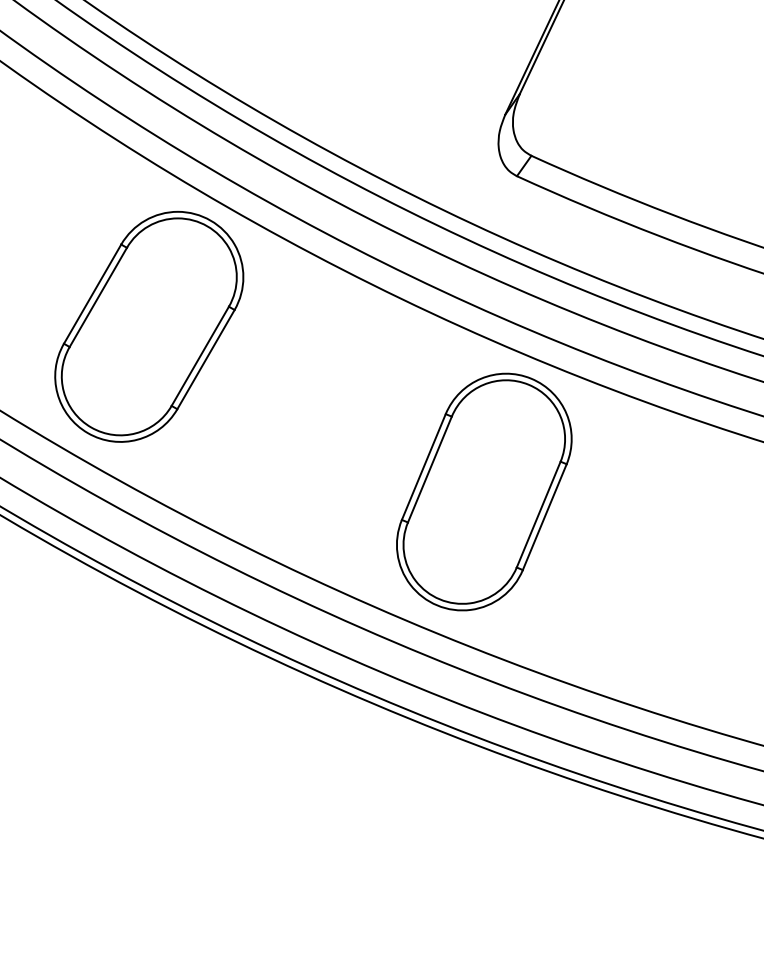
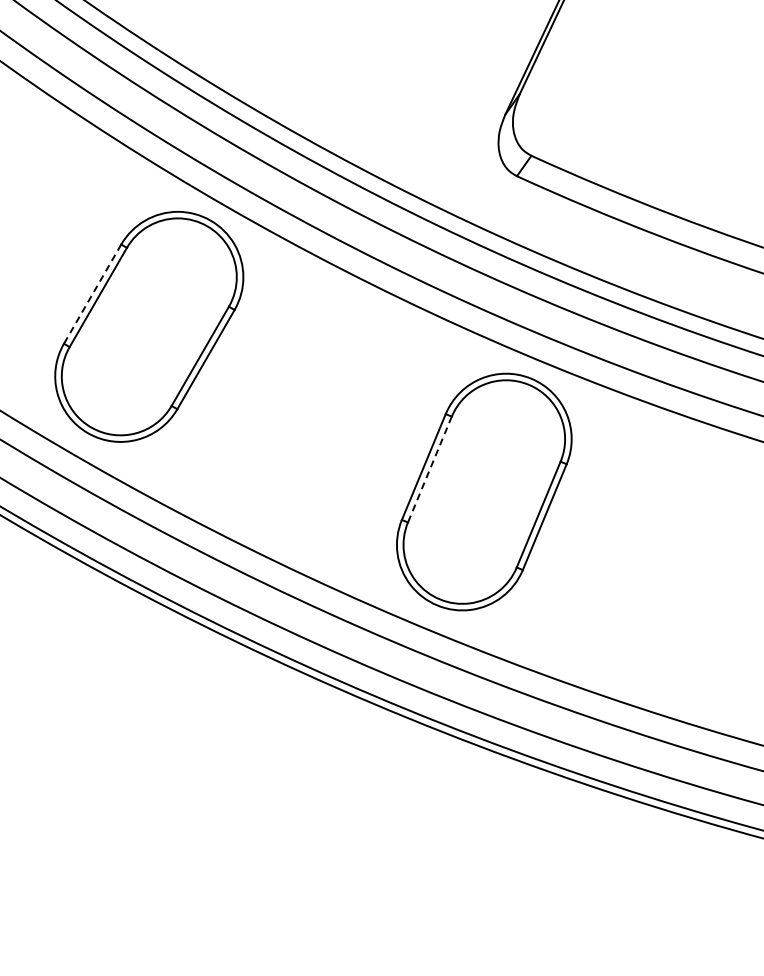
line: solid -> dashed (92, 294)
line: solid -> dashed (429, 470)
